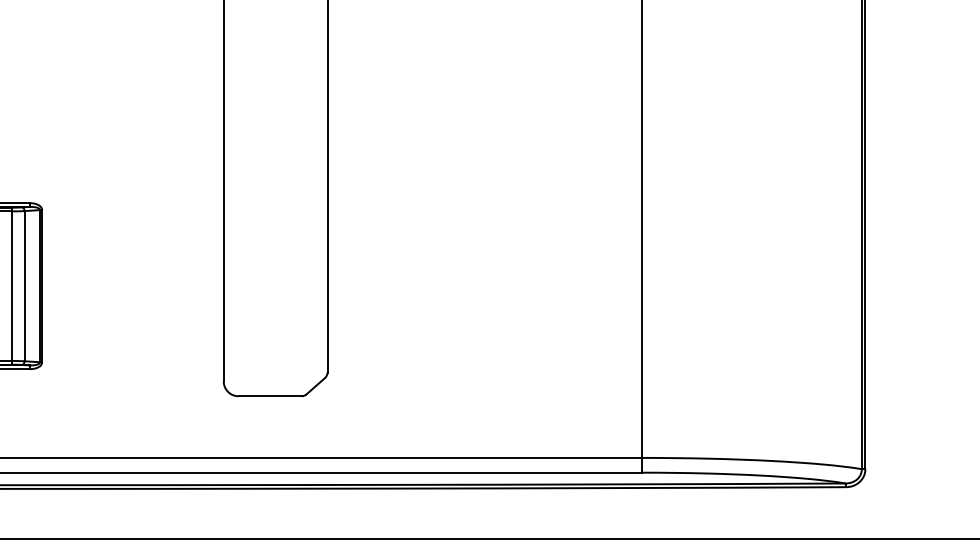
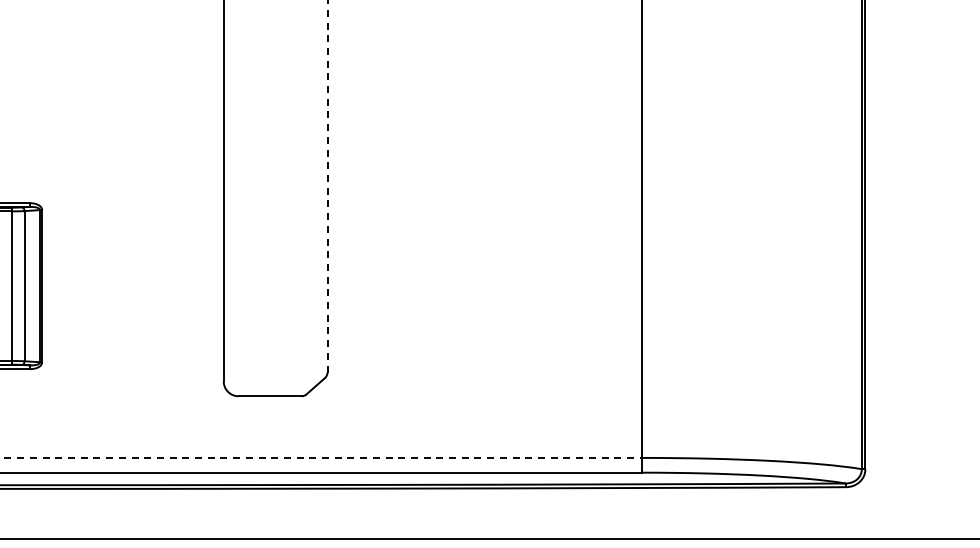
line: solid -> dashed (327, 186)
line: solid -> dashed (321, 457)
